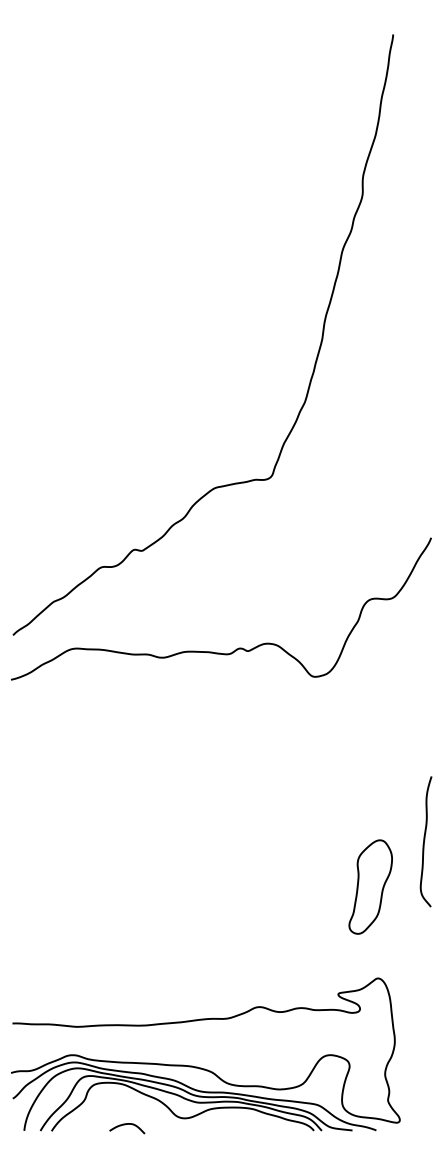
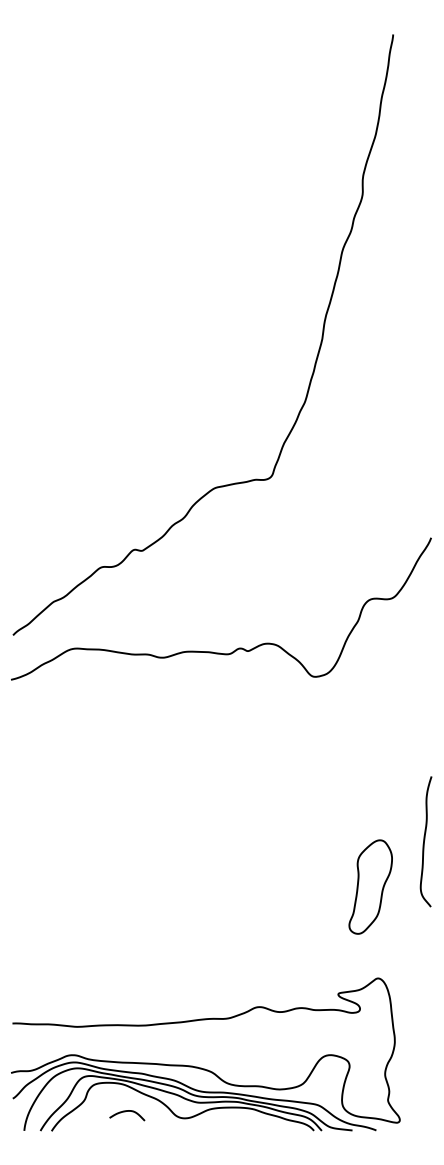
curve position: (125, 1125) -> (125, 1112) (125, 1112)
